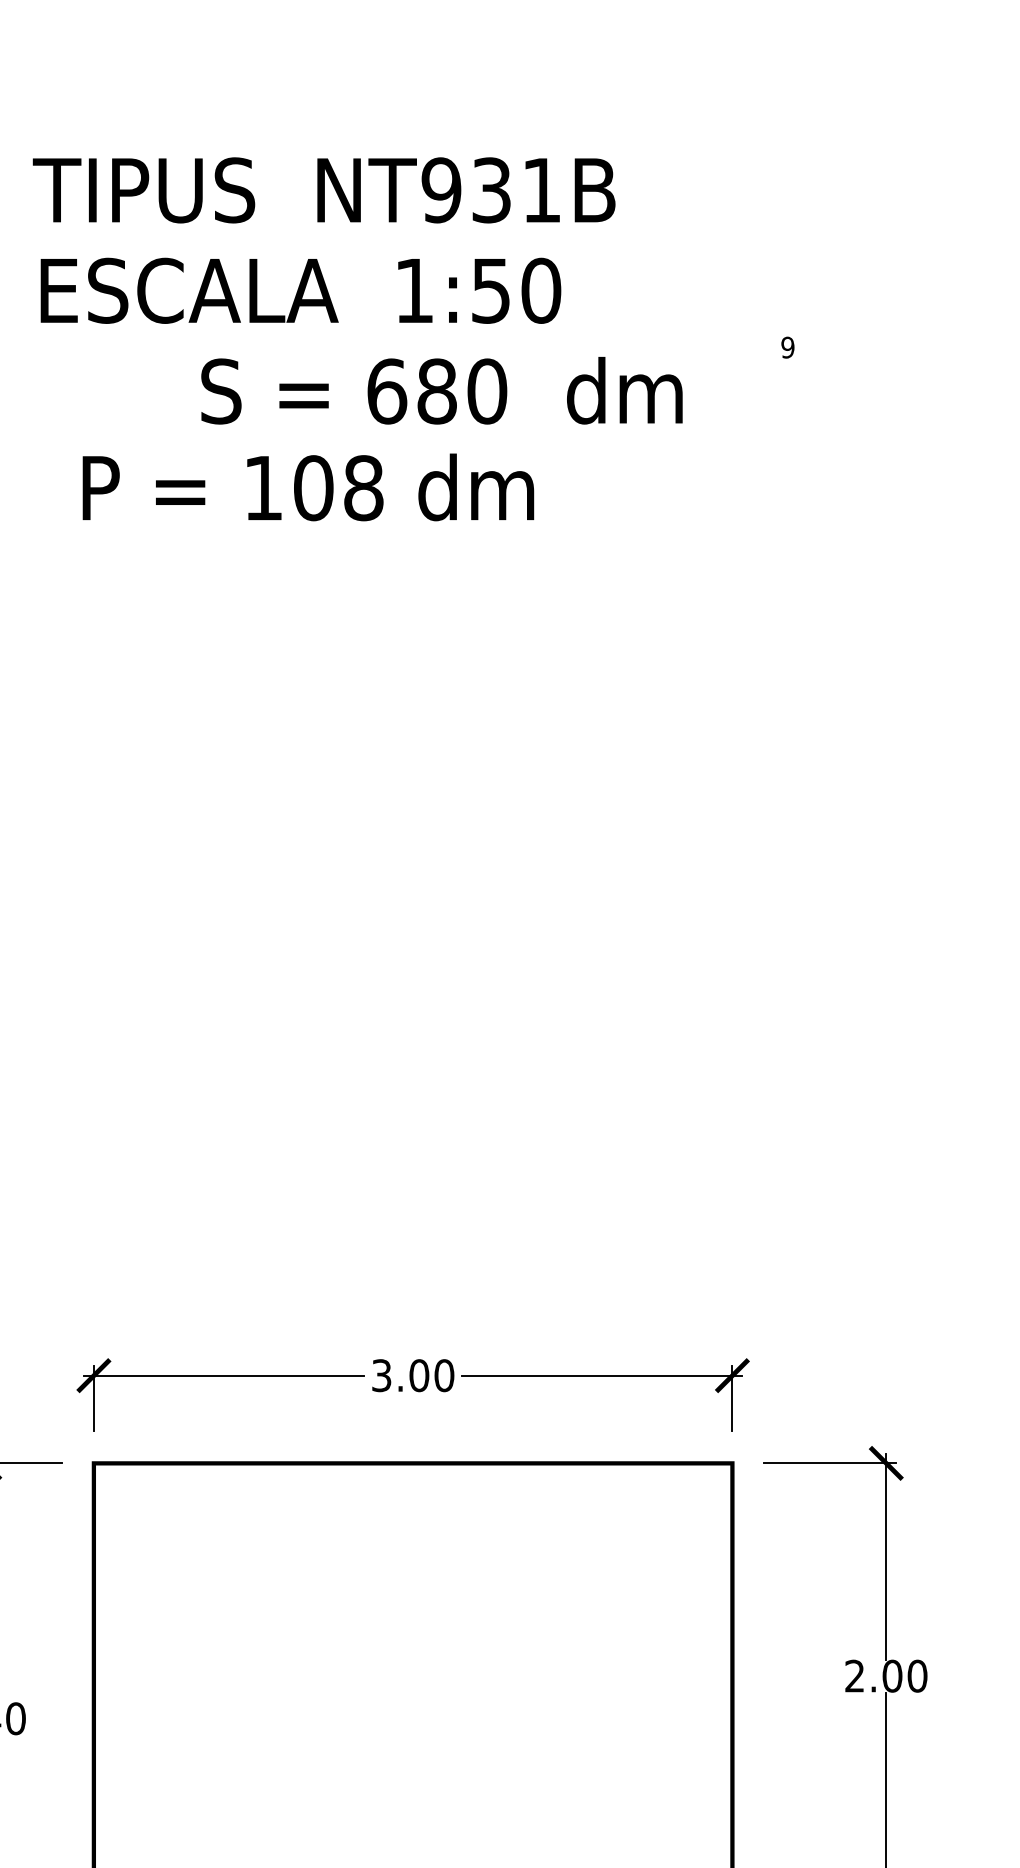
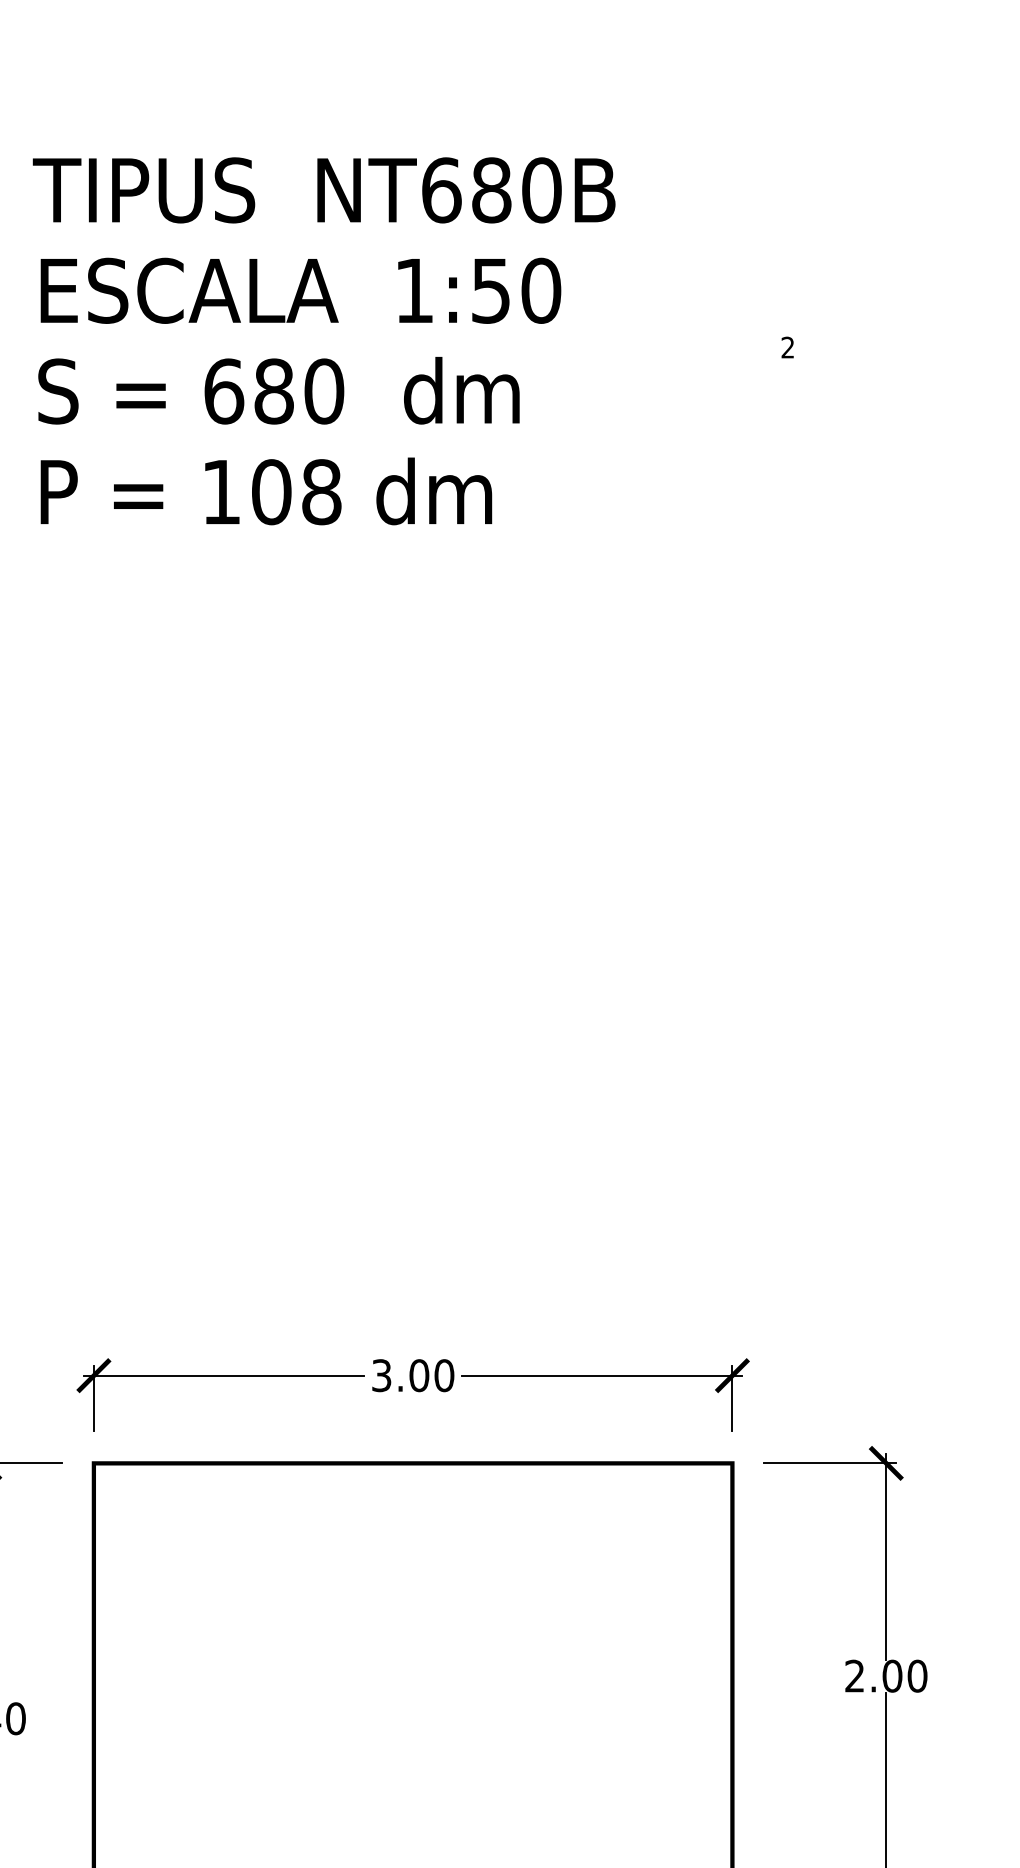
text: NT931B -> NT680B (491, 190)
text: 9 -> 2 (787, 347)
text position: (441, 390) -> (278, 390) (278, 390)
text position: (308, 487) -> (266, 491) (266, 491)
